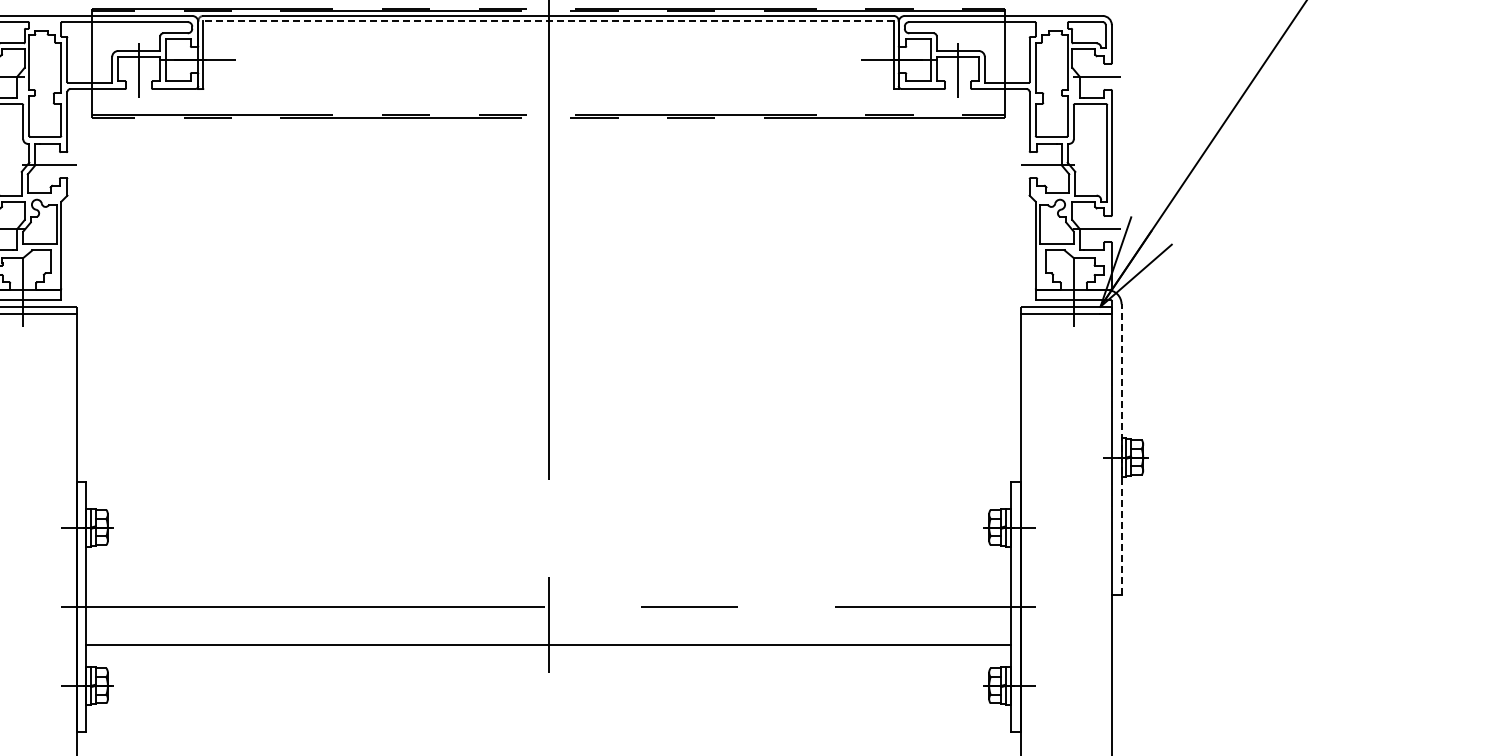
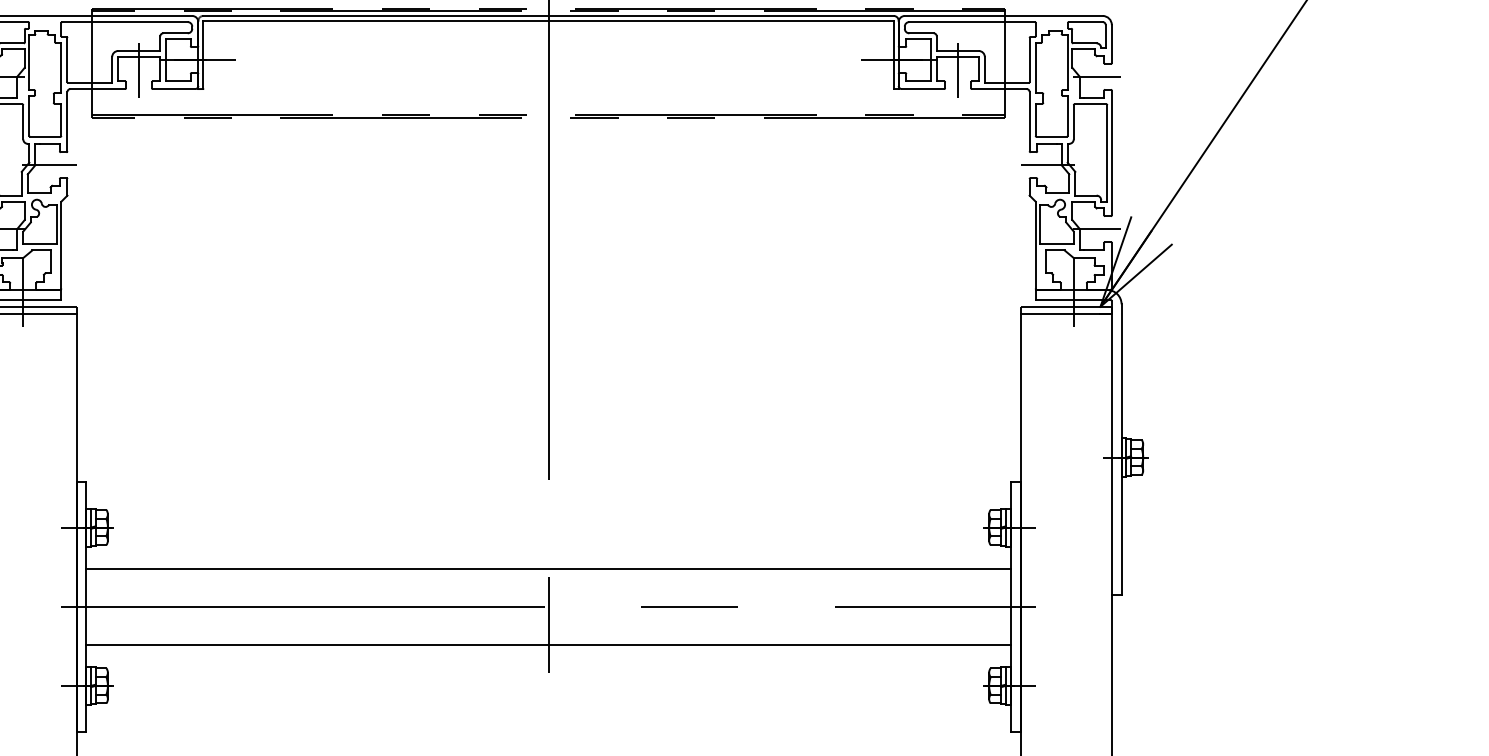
line: dashed -> solid (548, 20)
line: dashed -> solid (1121, 448)
line: none -> present (548, 568)
